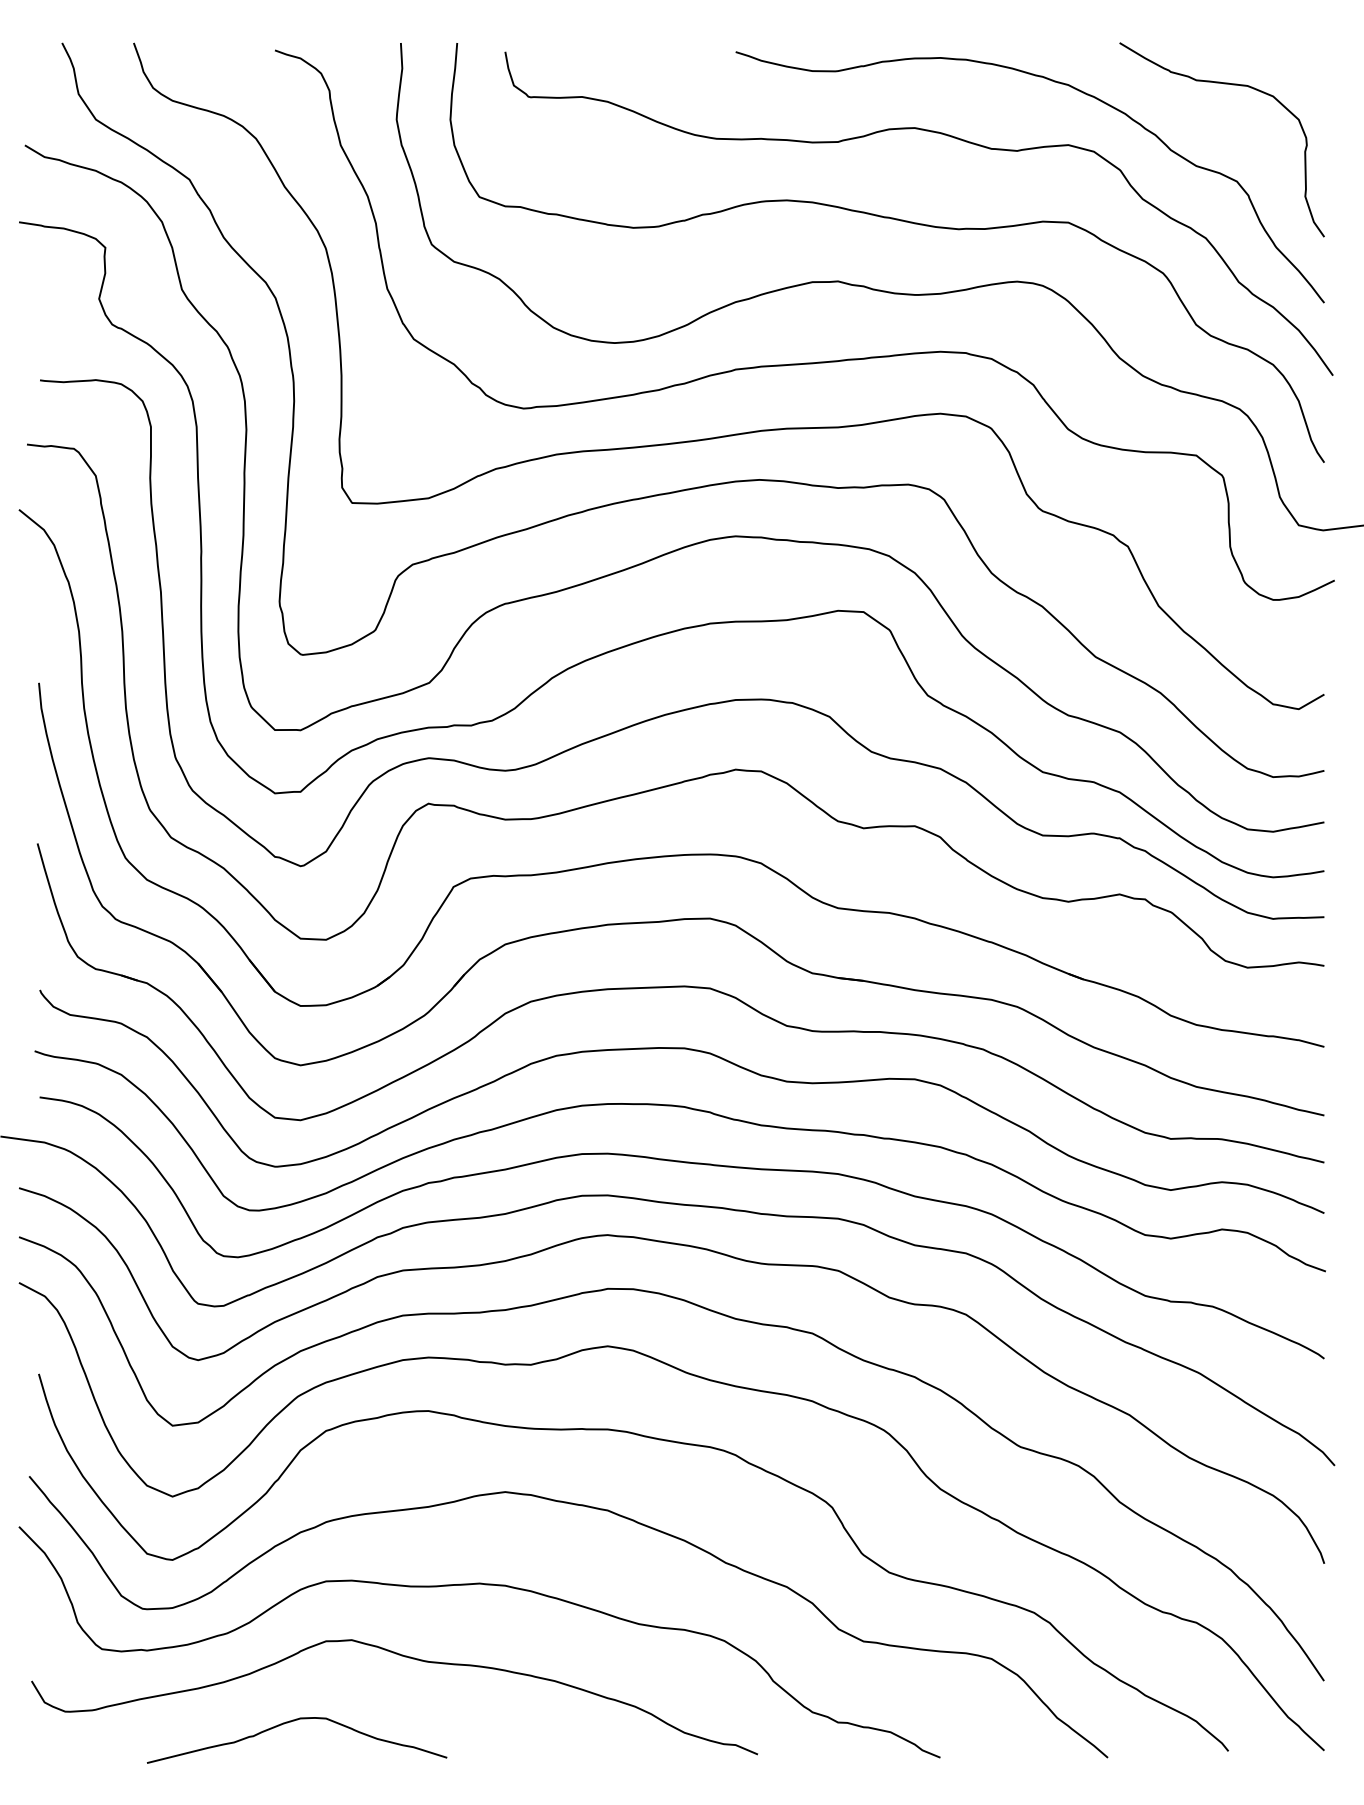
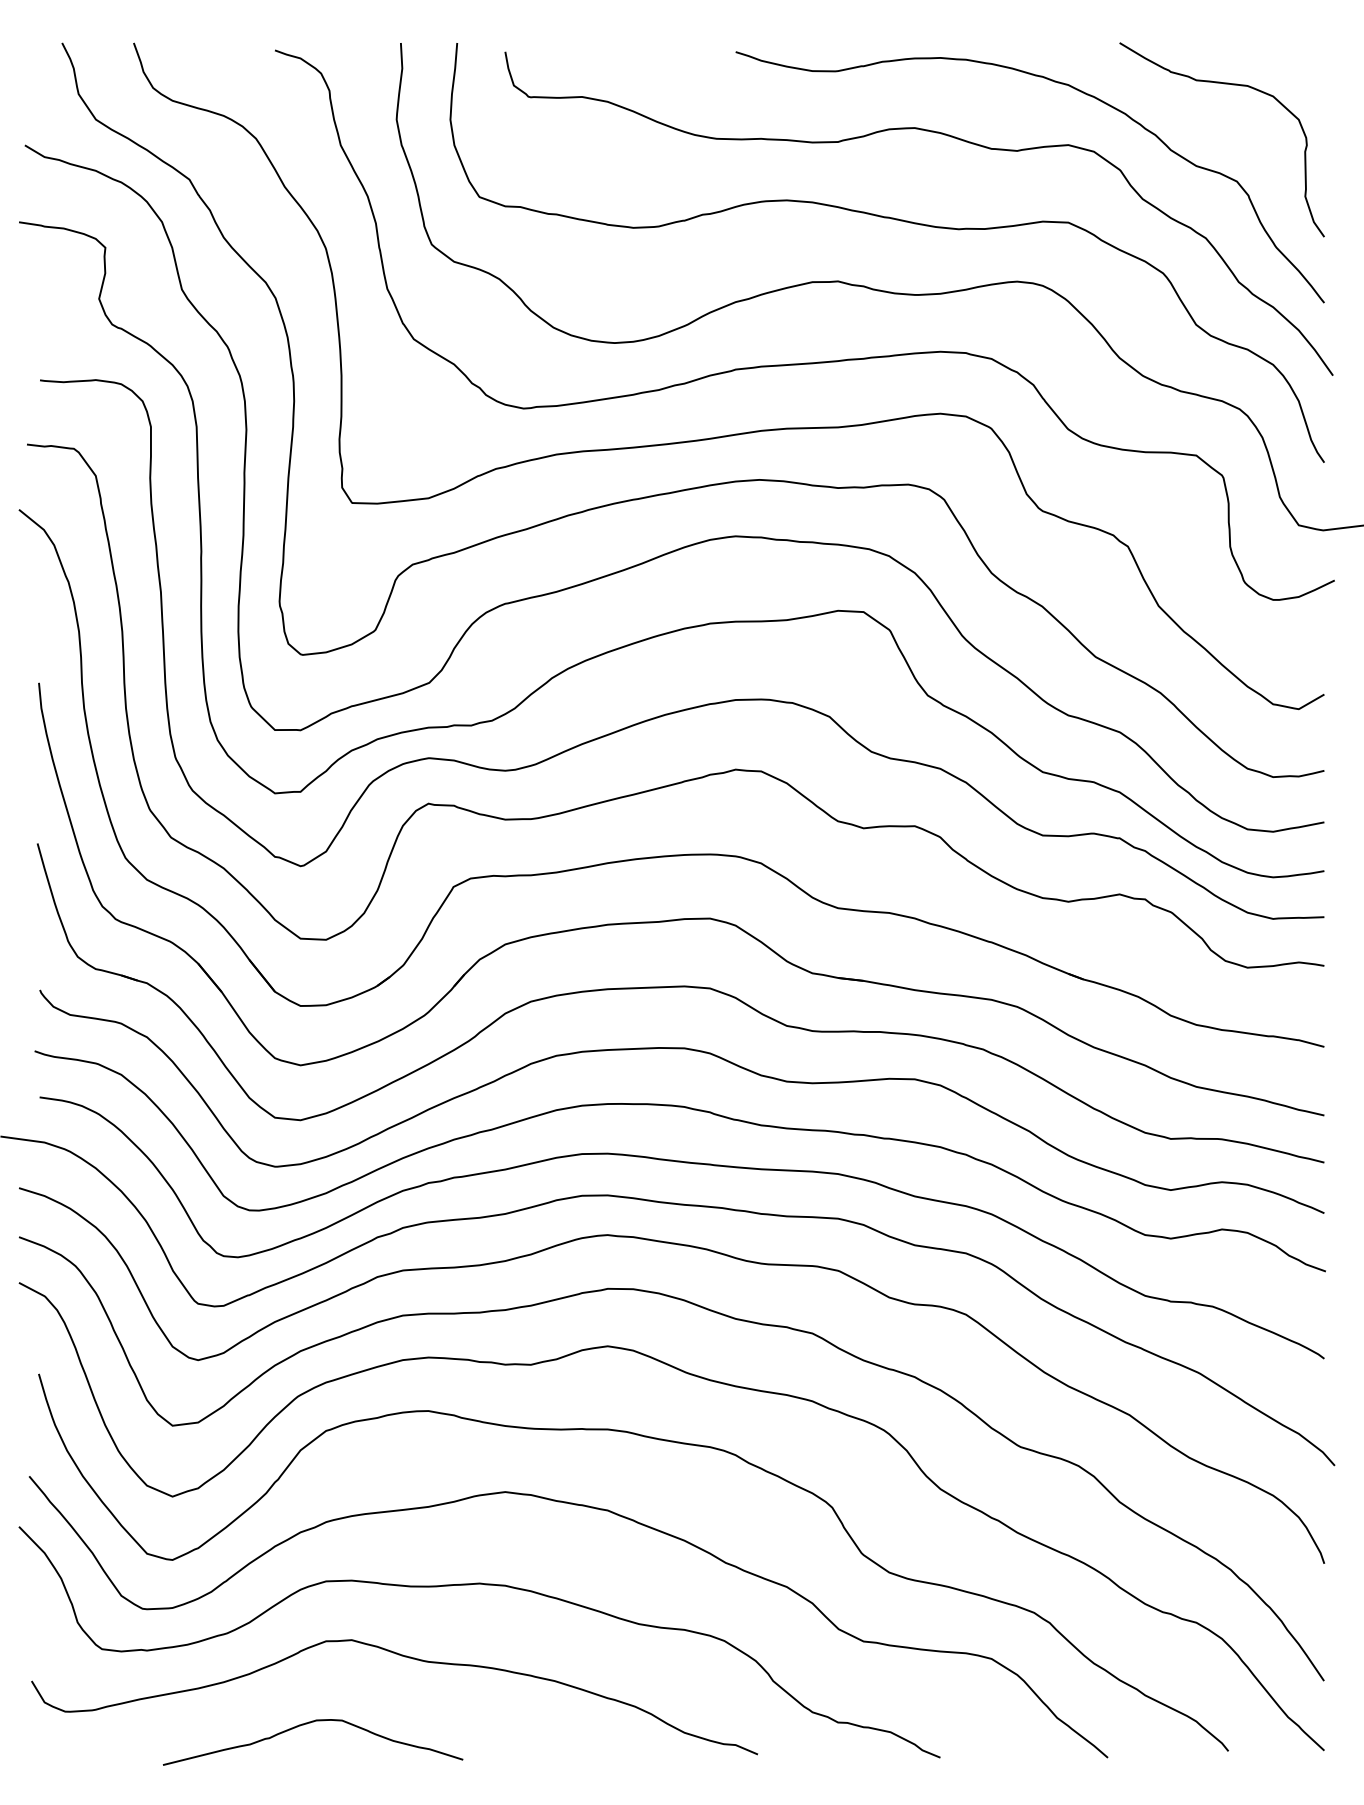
curve position: (291, 1722) -> (307, 1724) (307, 1724)
